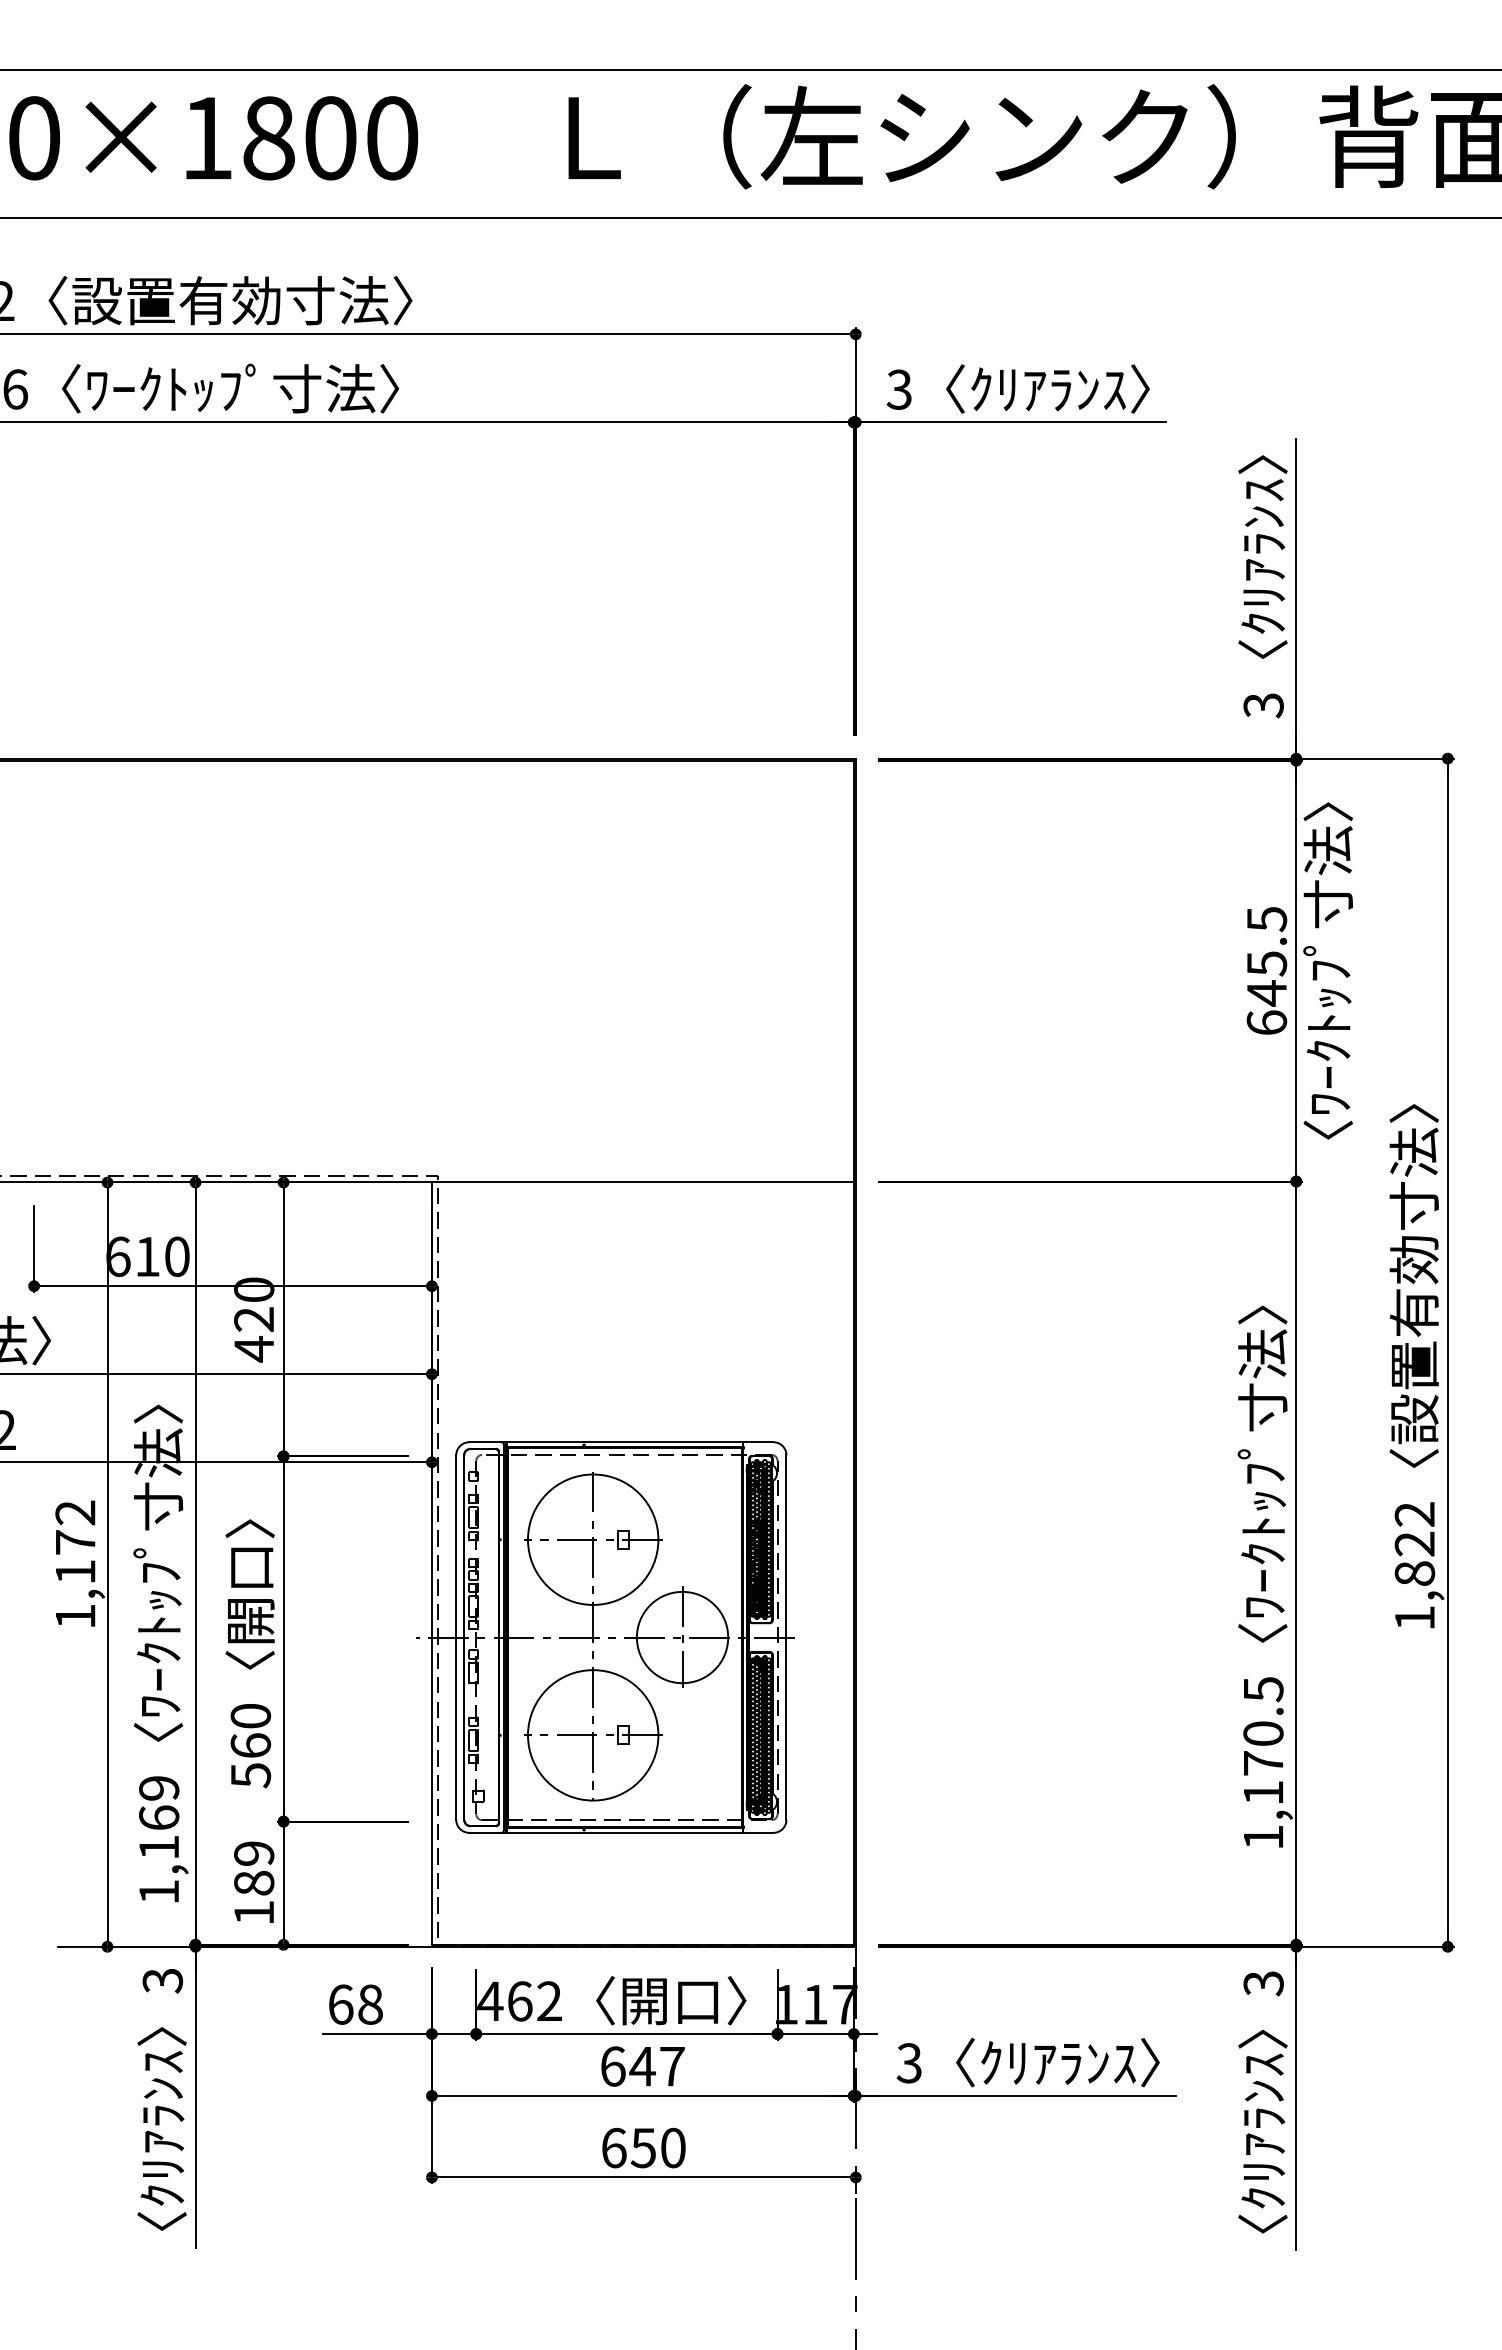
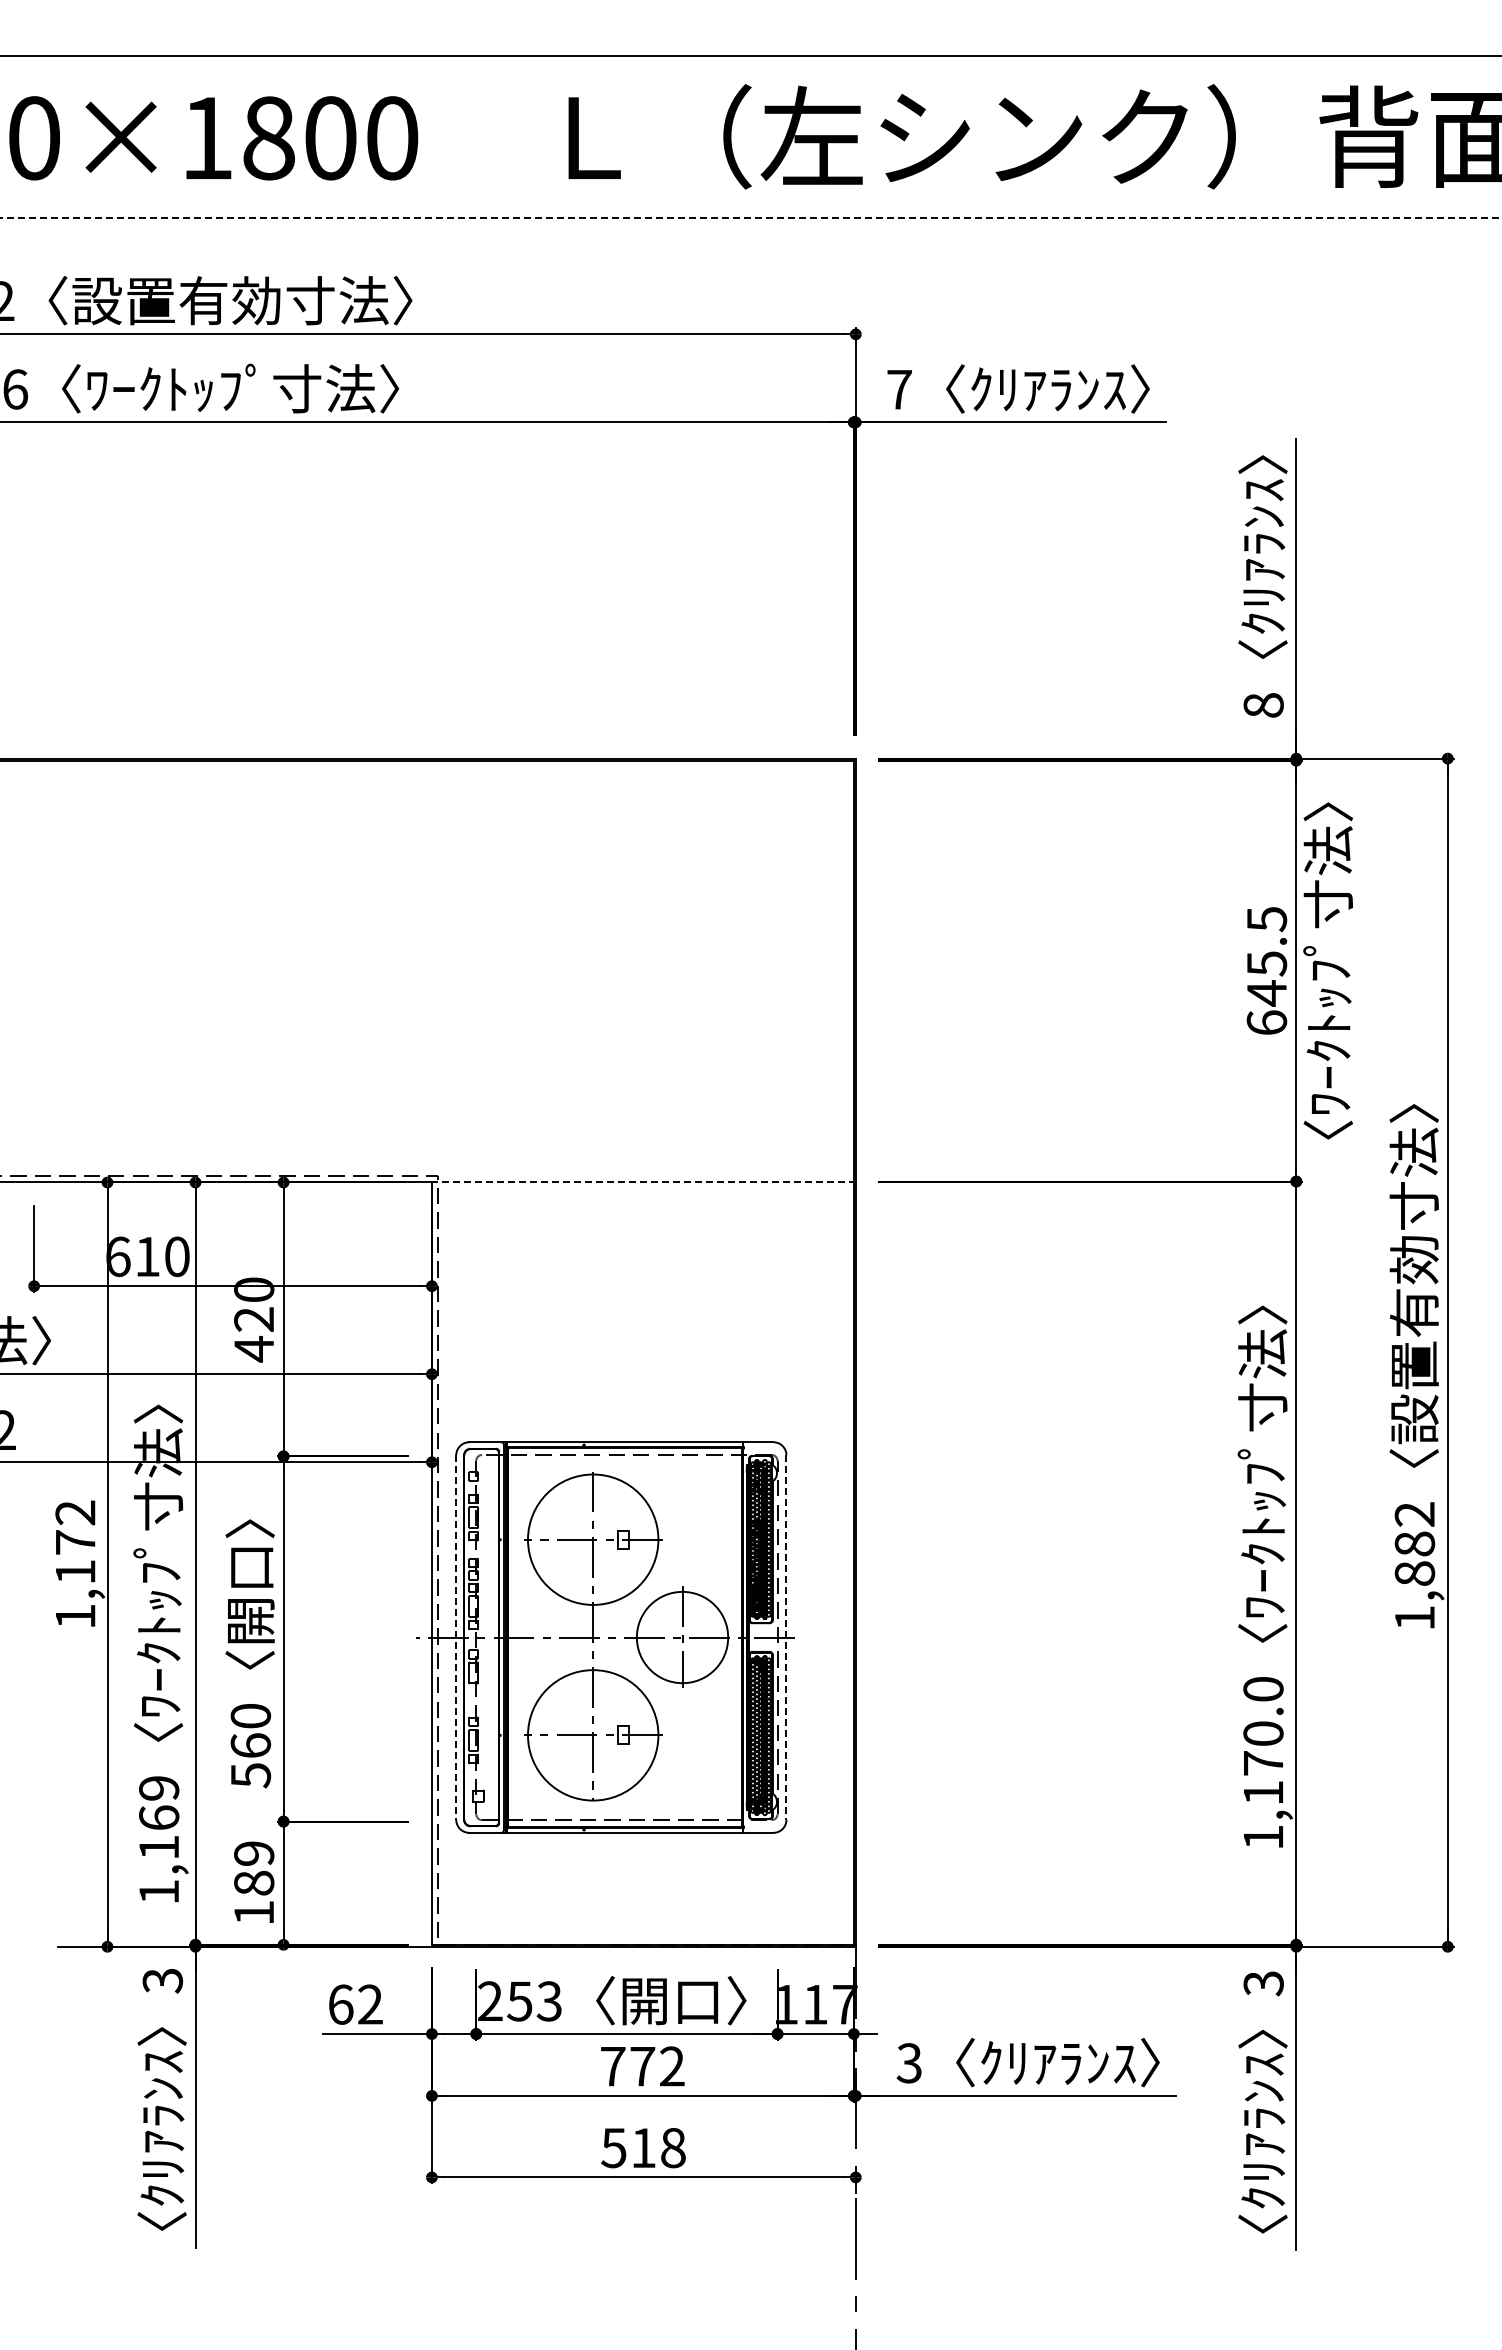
line position: (750, 70) -> (750, 56) (750, 56)
line: solid -> dashed (750, 217)
text: 3 -> 7 (898, 389)
text: 3 -> 8 (1263, 705)
line: solid -> dashed (641, 1181)
text: 1,822 -> 1,882 (1414, 1543)
line: solid -> dashed (456, 1638)
line: solid -> dashed (786, 1638)
text: 1,170.5 -> 1,170.0 (1263, 1689)
text: 462 -> 253 (519, 2001)
text: 68 -> 62 (370, 2004)
text: 647 -> 772 (642, 2066)
text: 650 -> 518 (643, 2147)
